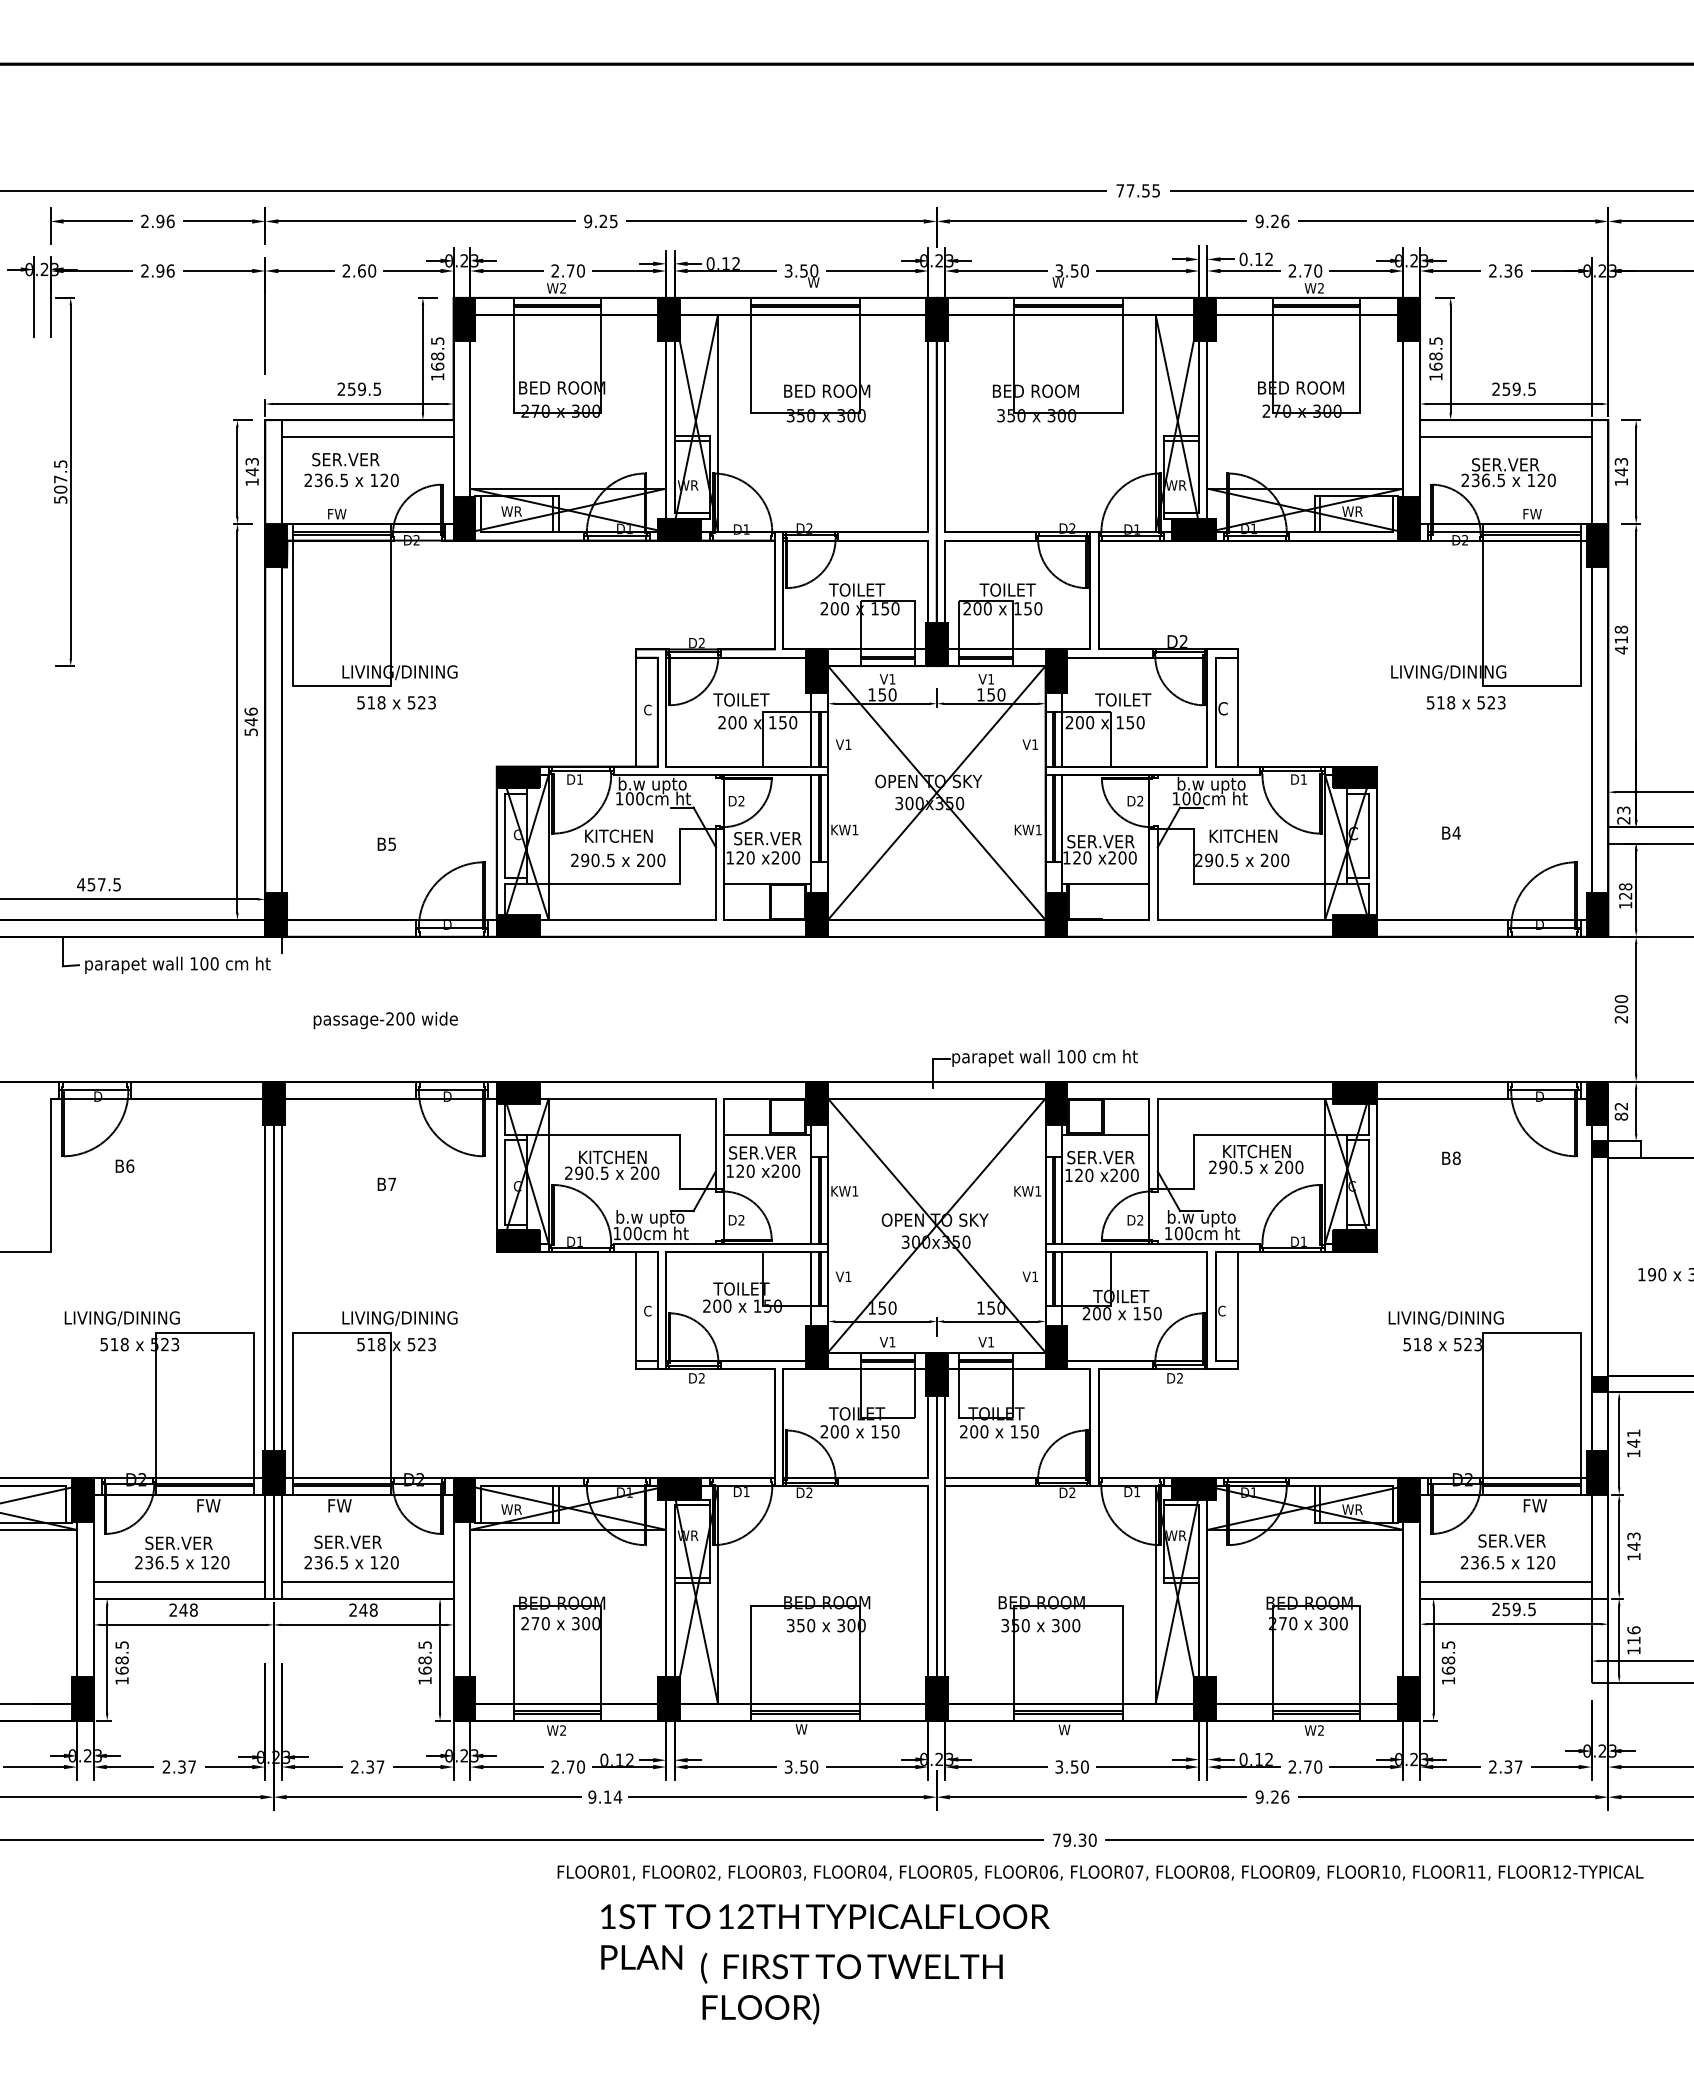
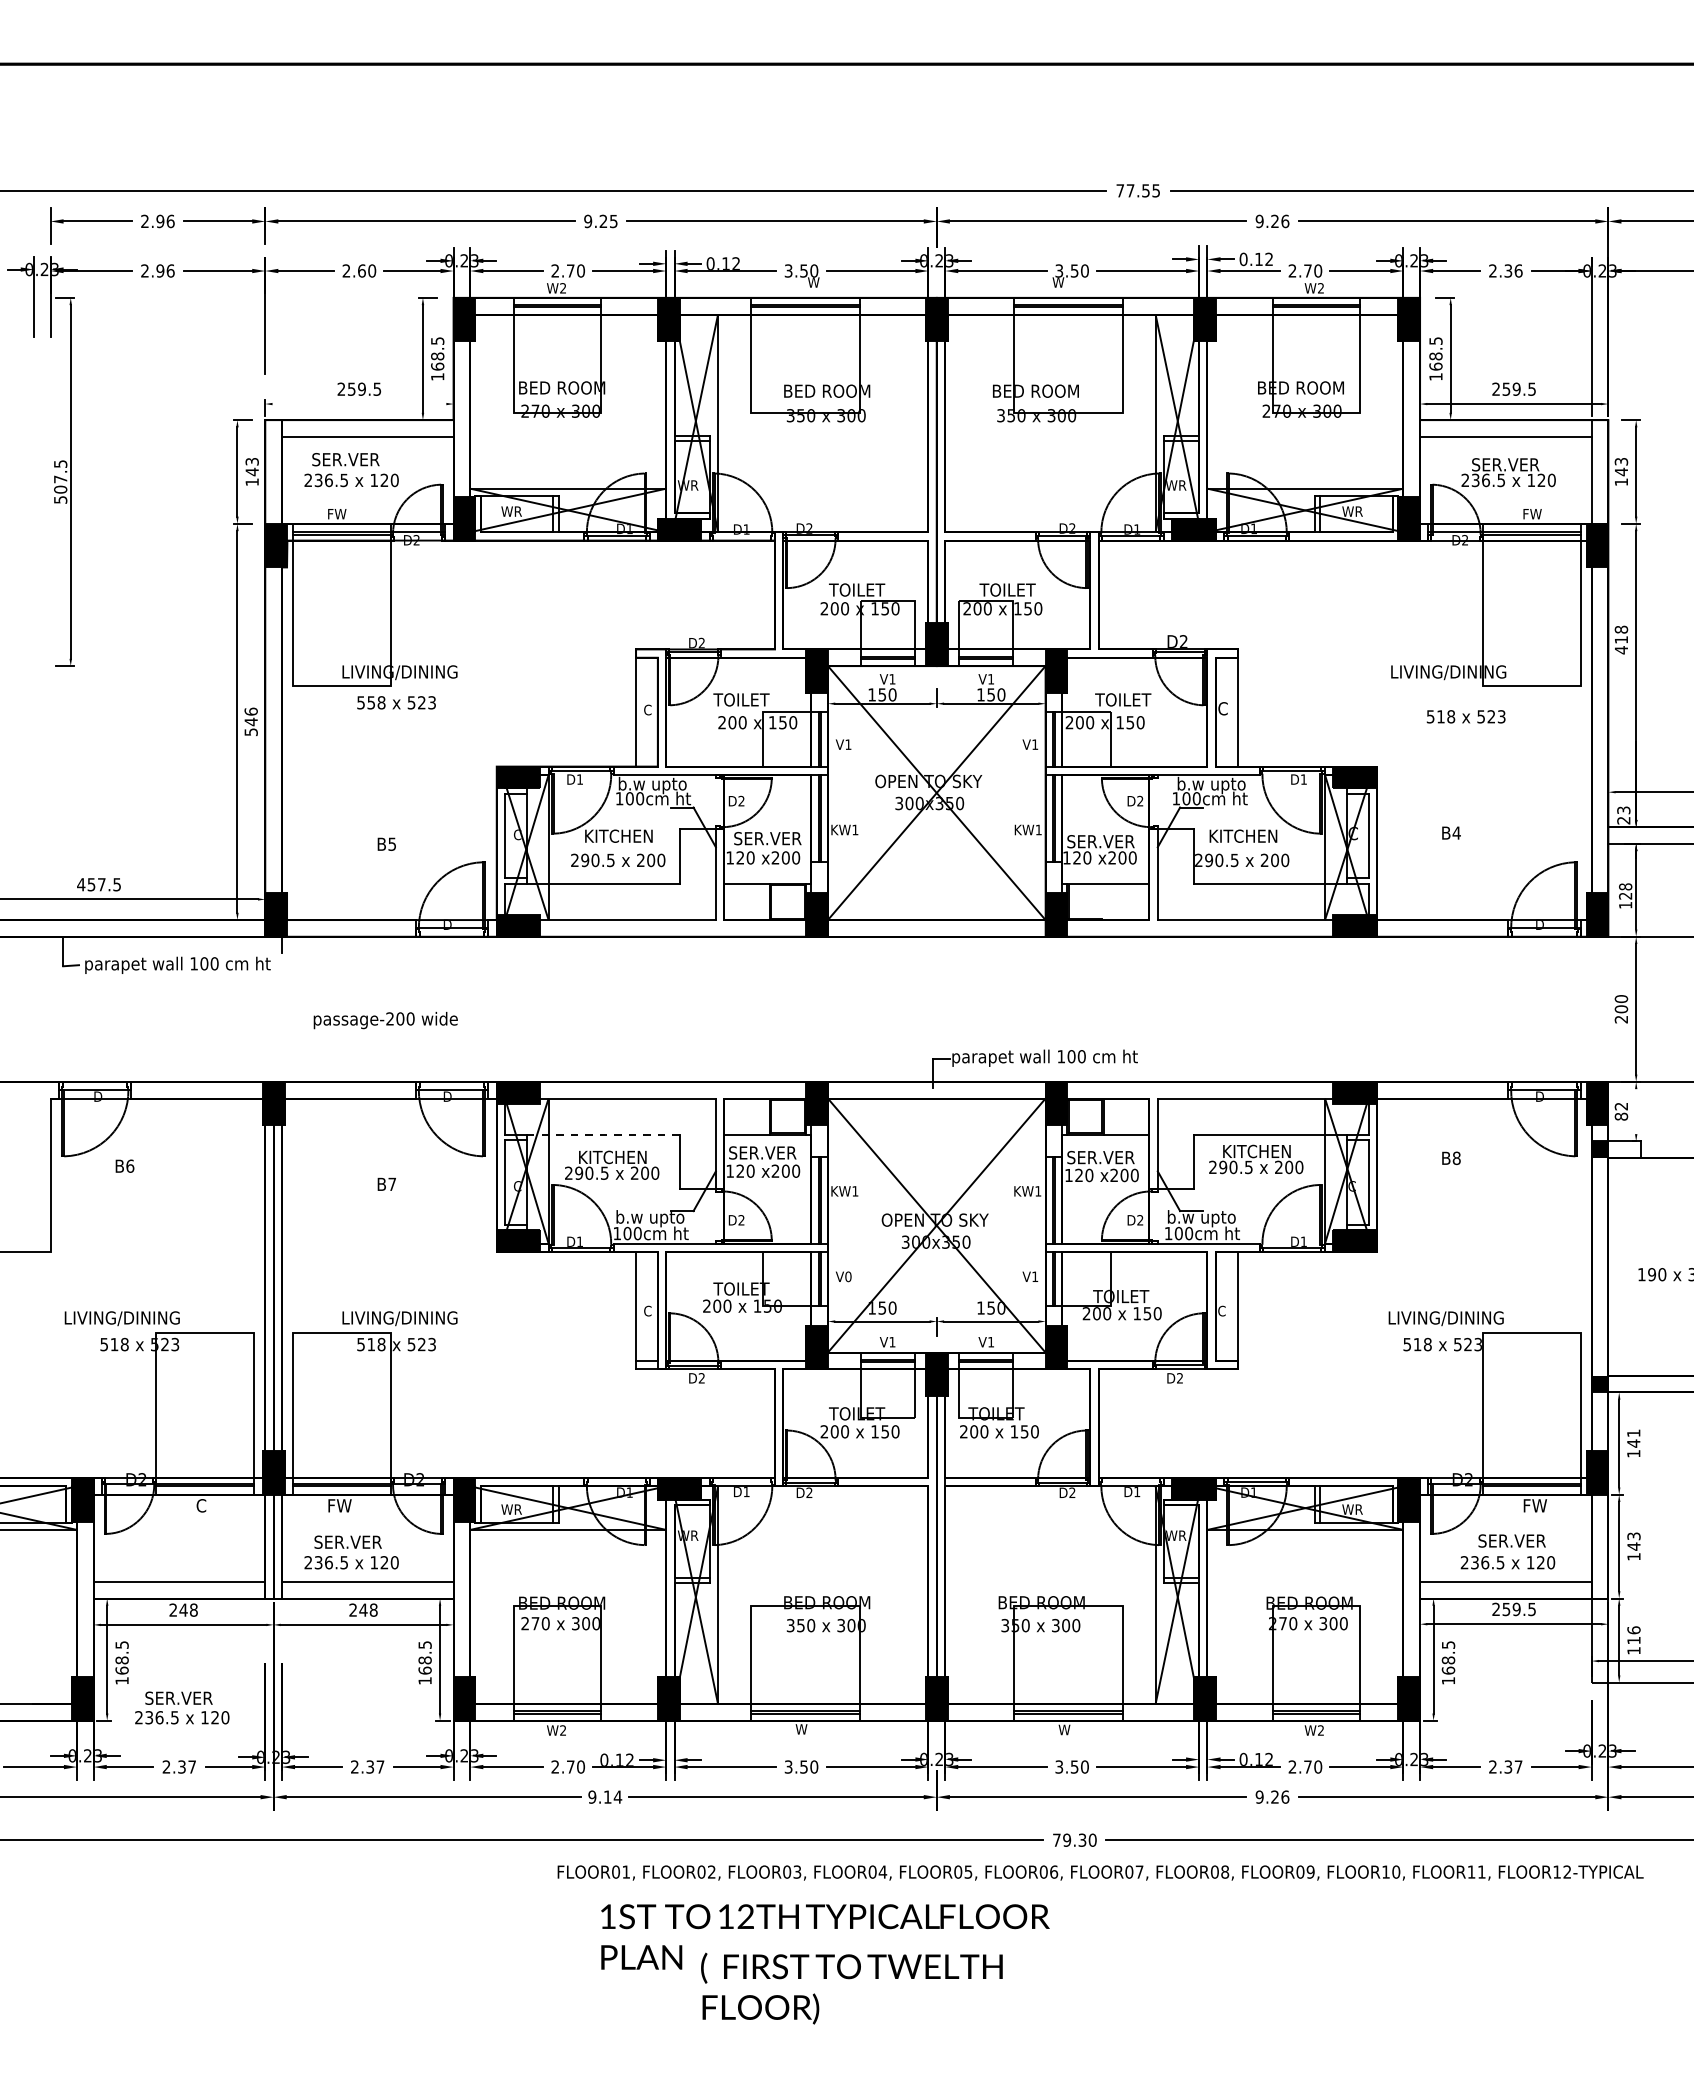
line: present -> none (359, 404)
text: 518 -> 558 (370, 702)
text position: (1465, 702) -> (1465, 716) (1465, 716)
line: present -> none (1636, 1111)
line: solid -> dashed (602, 1134)
text: V1 -> V0 (848, 1276)
text: FW -> C (208, 1505)
text position: (182, 1552) -> (182, 1707) (182, 1707)
